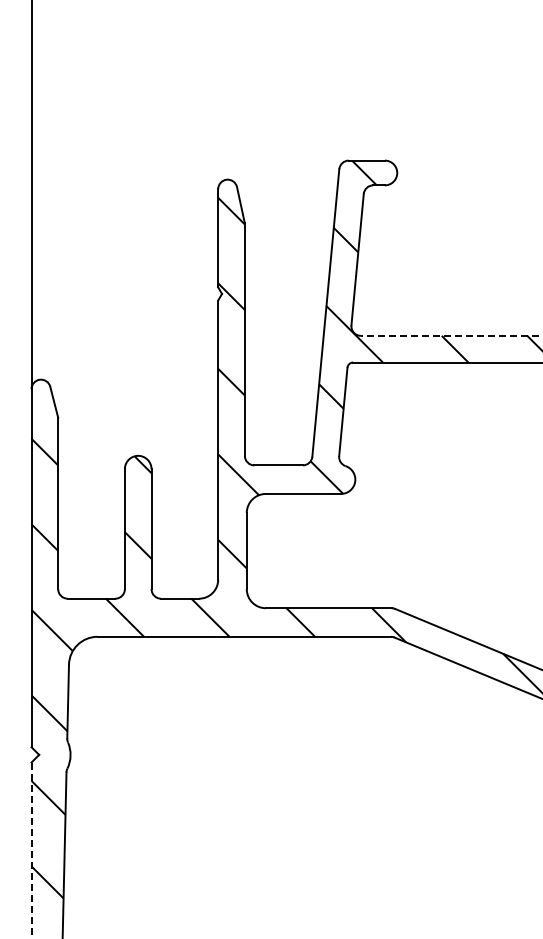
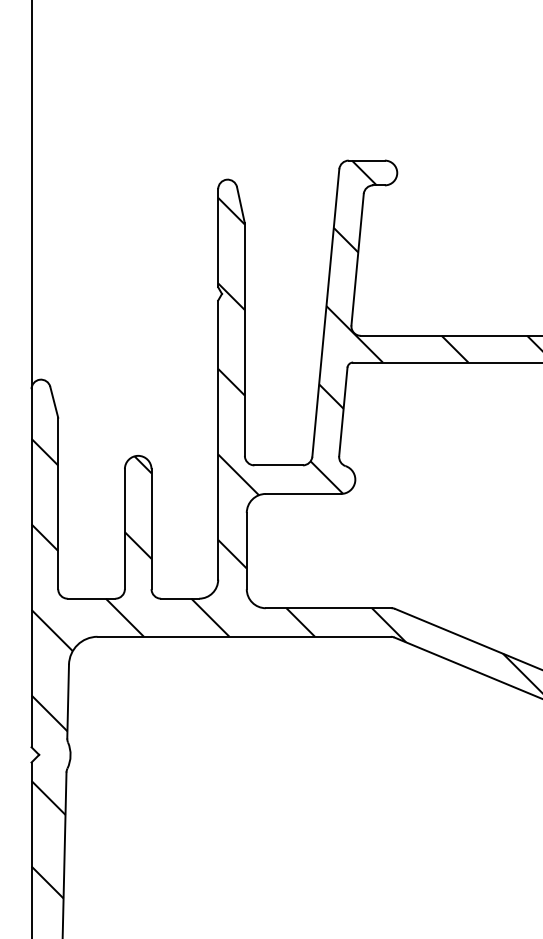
line: dashed -> solid (451, 335)
line: dashed -> solid (31, 850)
